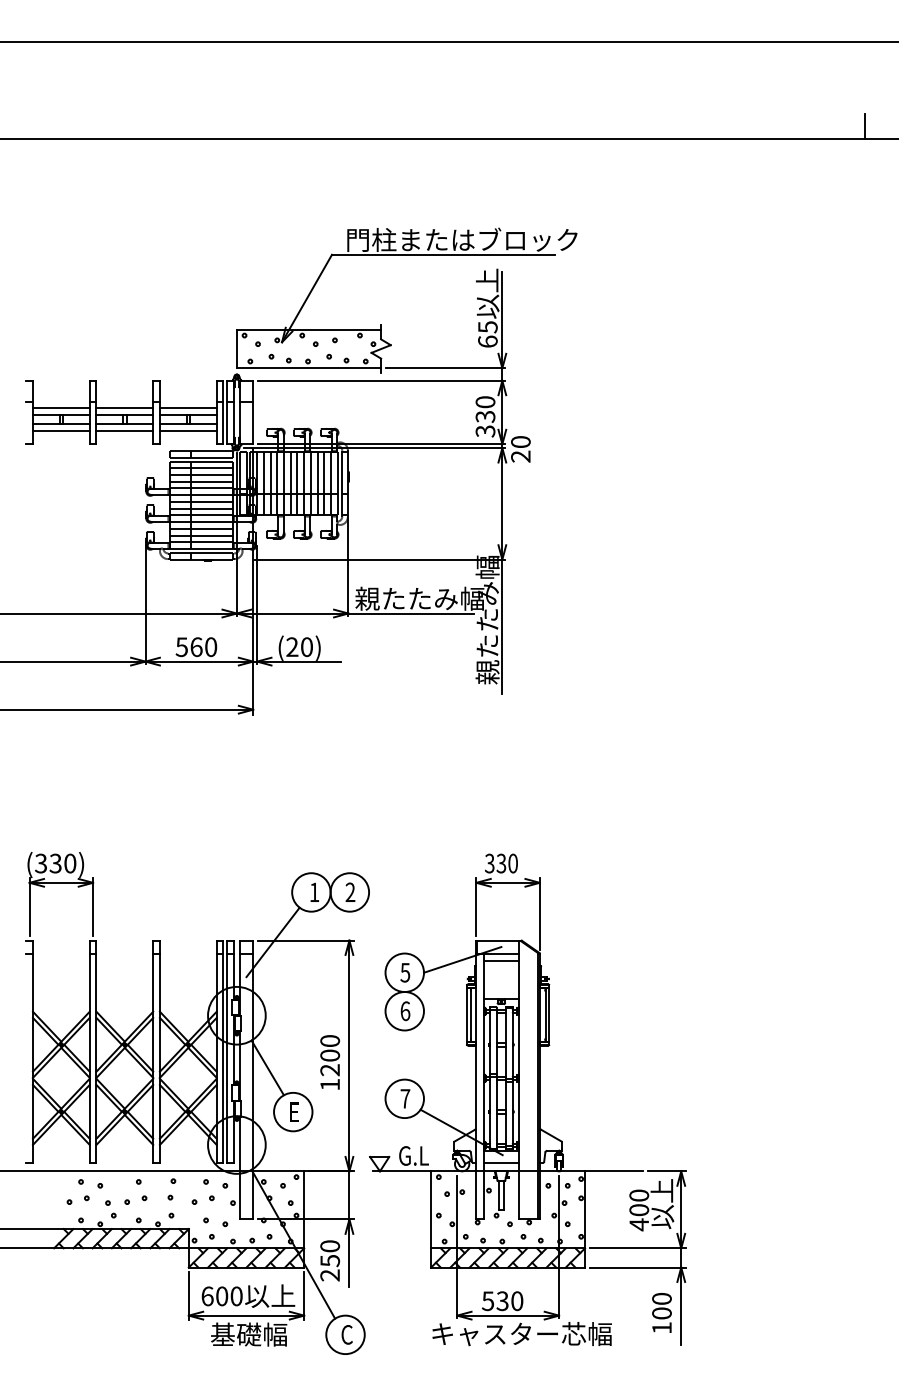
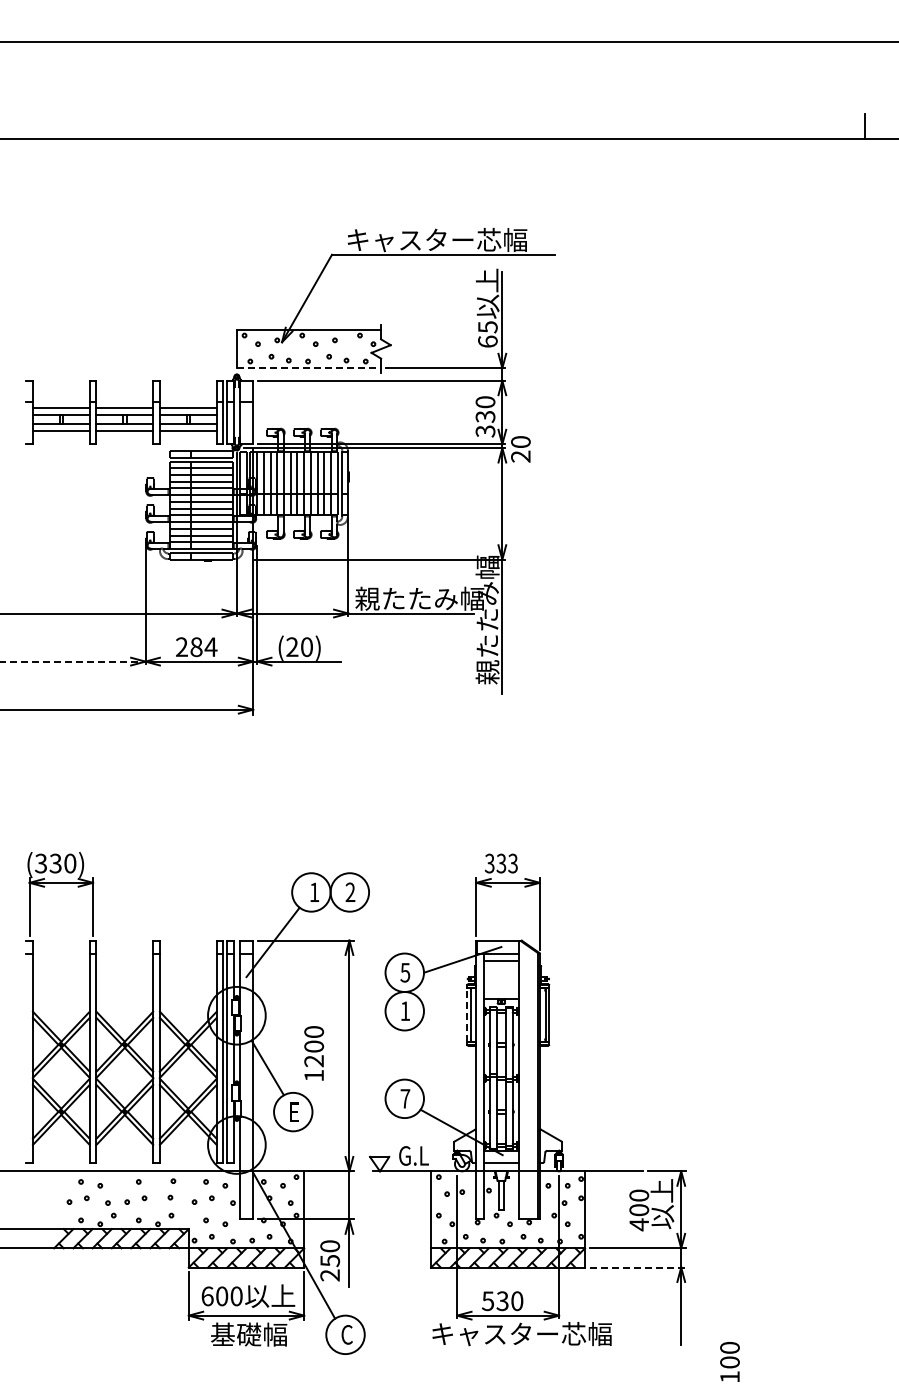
text: 門柱またはブロック -> キャスター芯幅 (462, 239)
line: solid -> dashed (309, 368)
text: 560 -> 284 (196, 647)
line: solid -> dashed (73, 661)
text: 330 -> 333 (512, 863)
text: 6 -> 1 (405, 1011)
line: solid -> dashed (466, 1014)
text position: (330, 1062) -> (314, 1053) (314, 1053)
line: solid -> dashed (638, 1267)
text position: (661, 1312) -> (729, 1361) (729, 1361)
